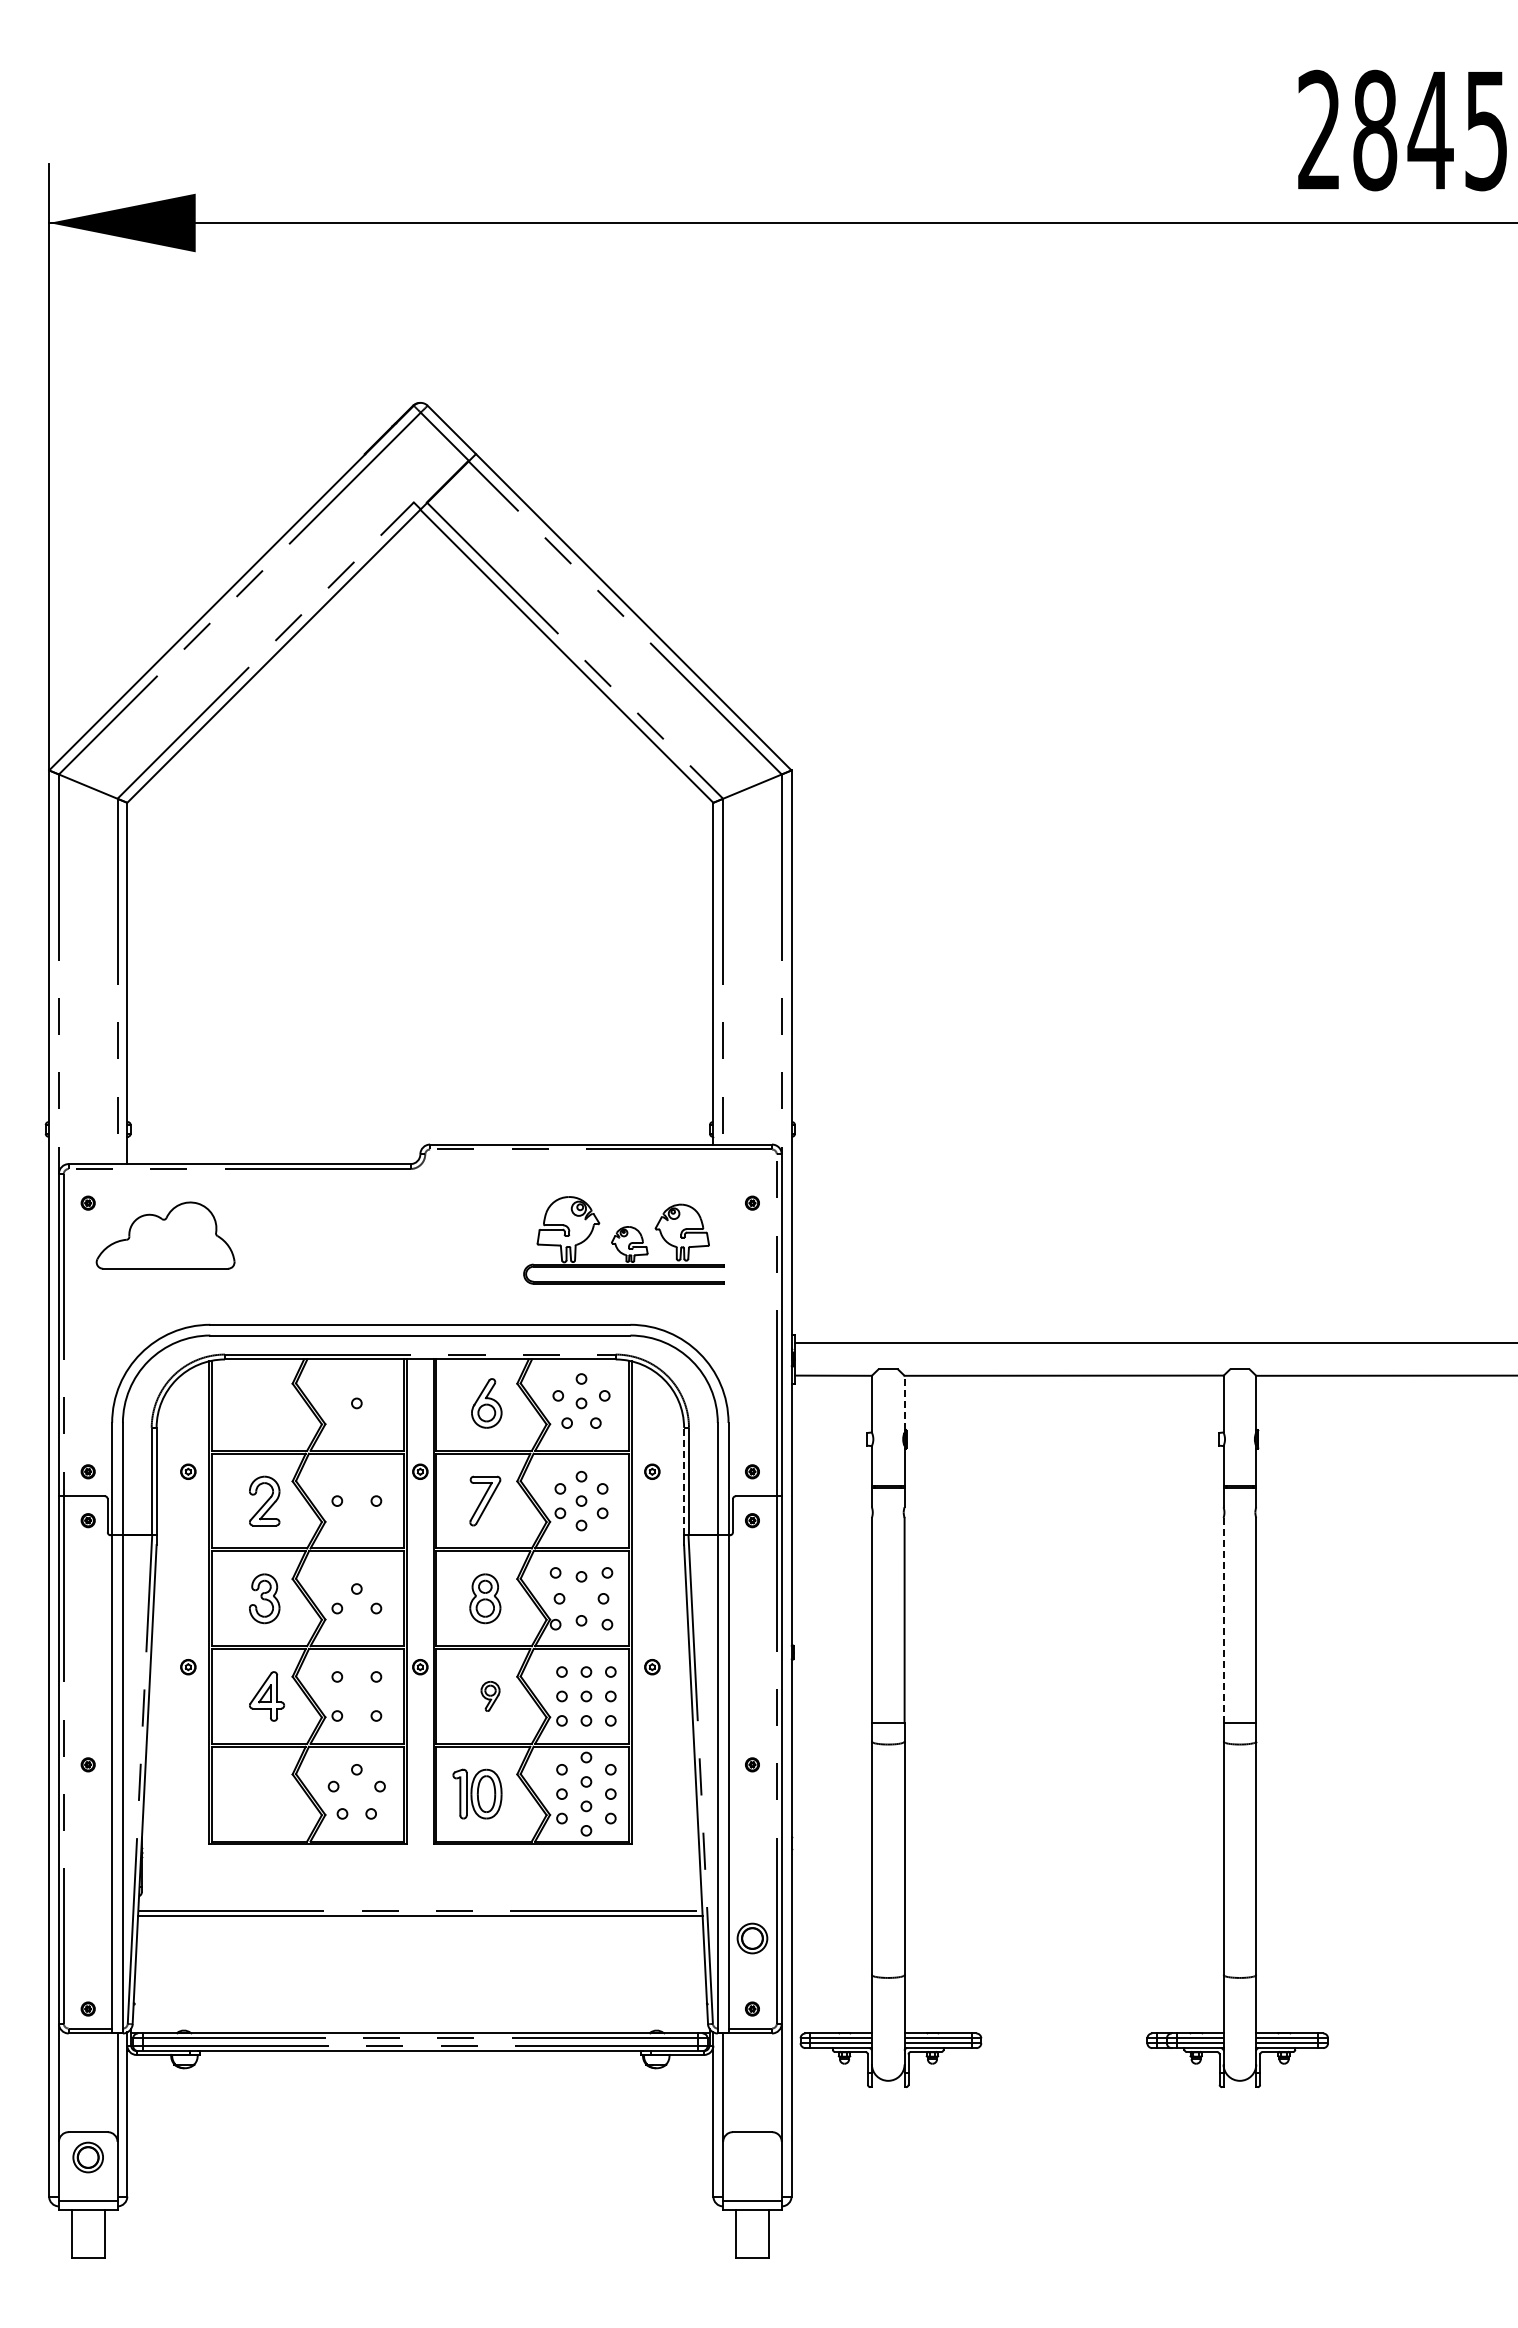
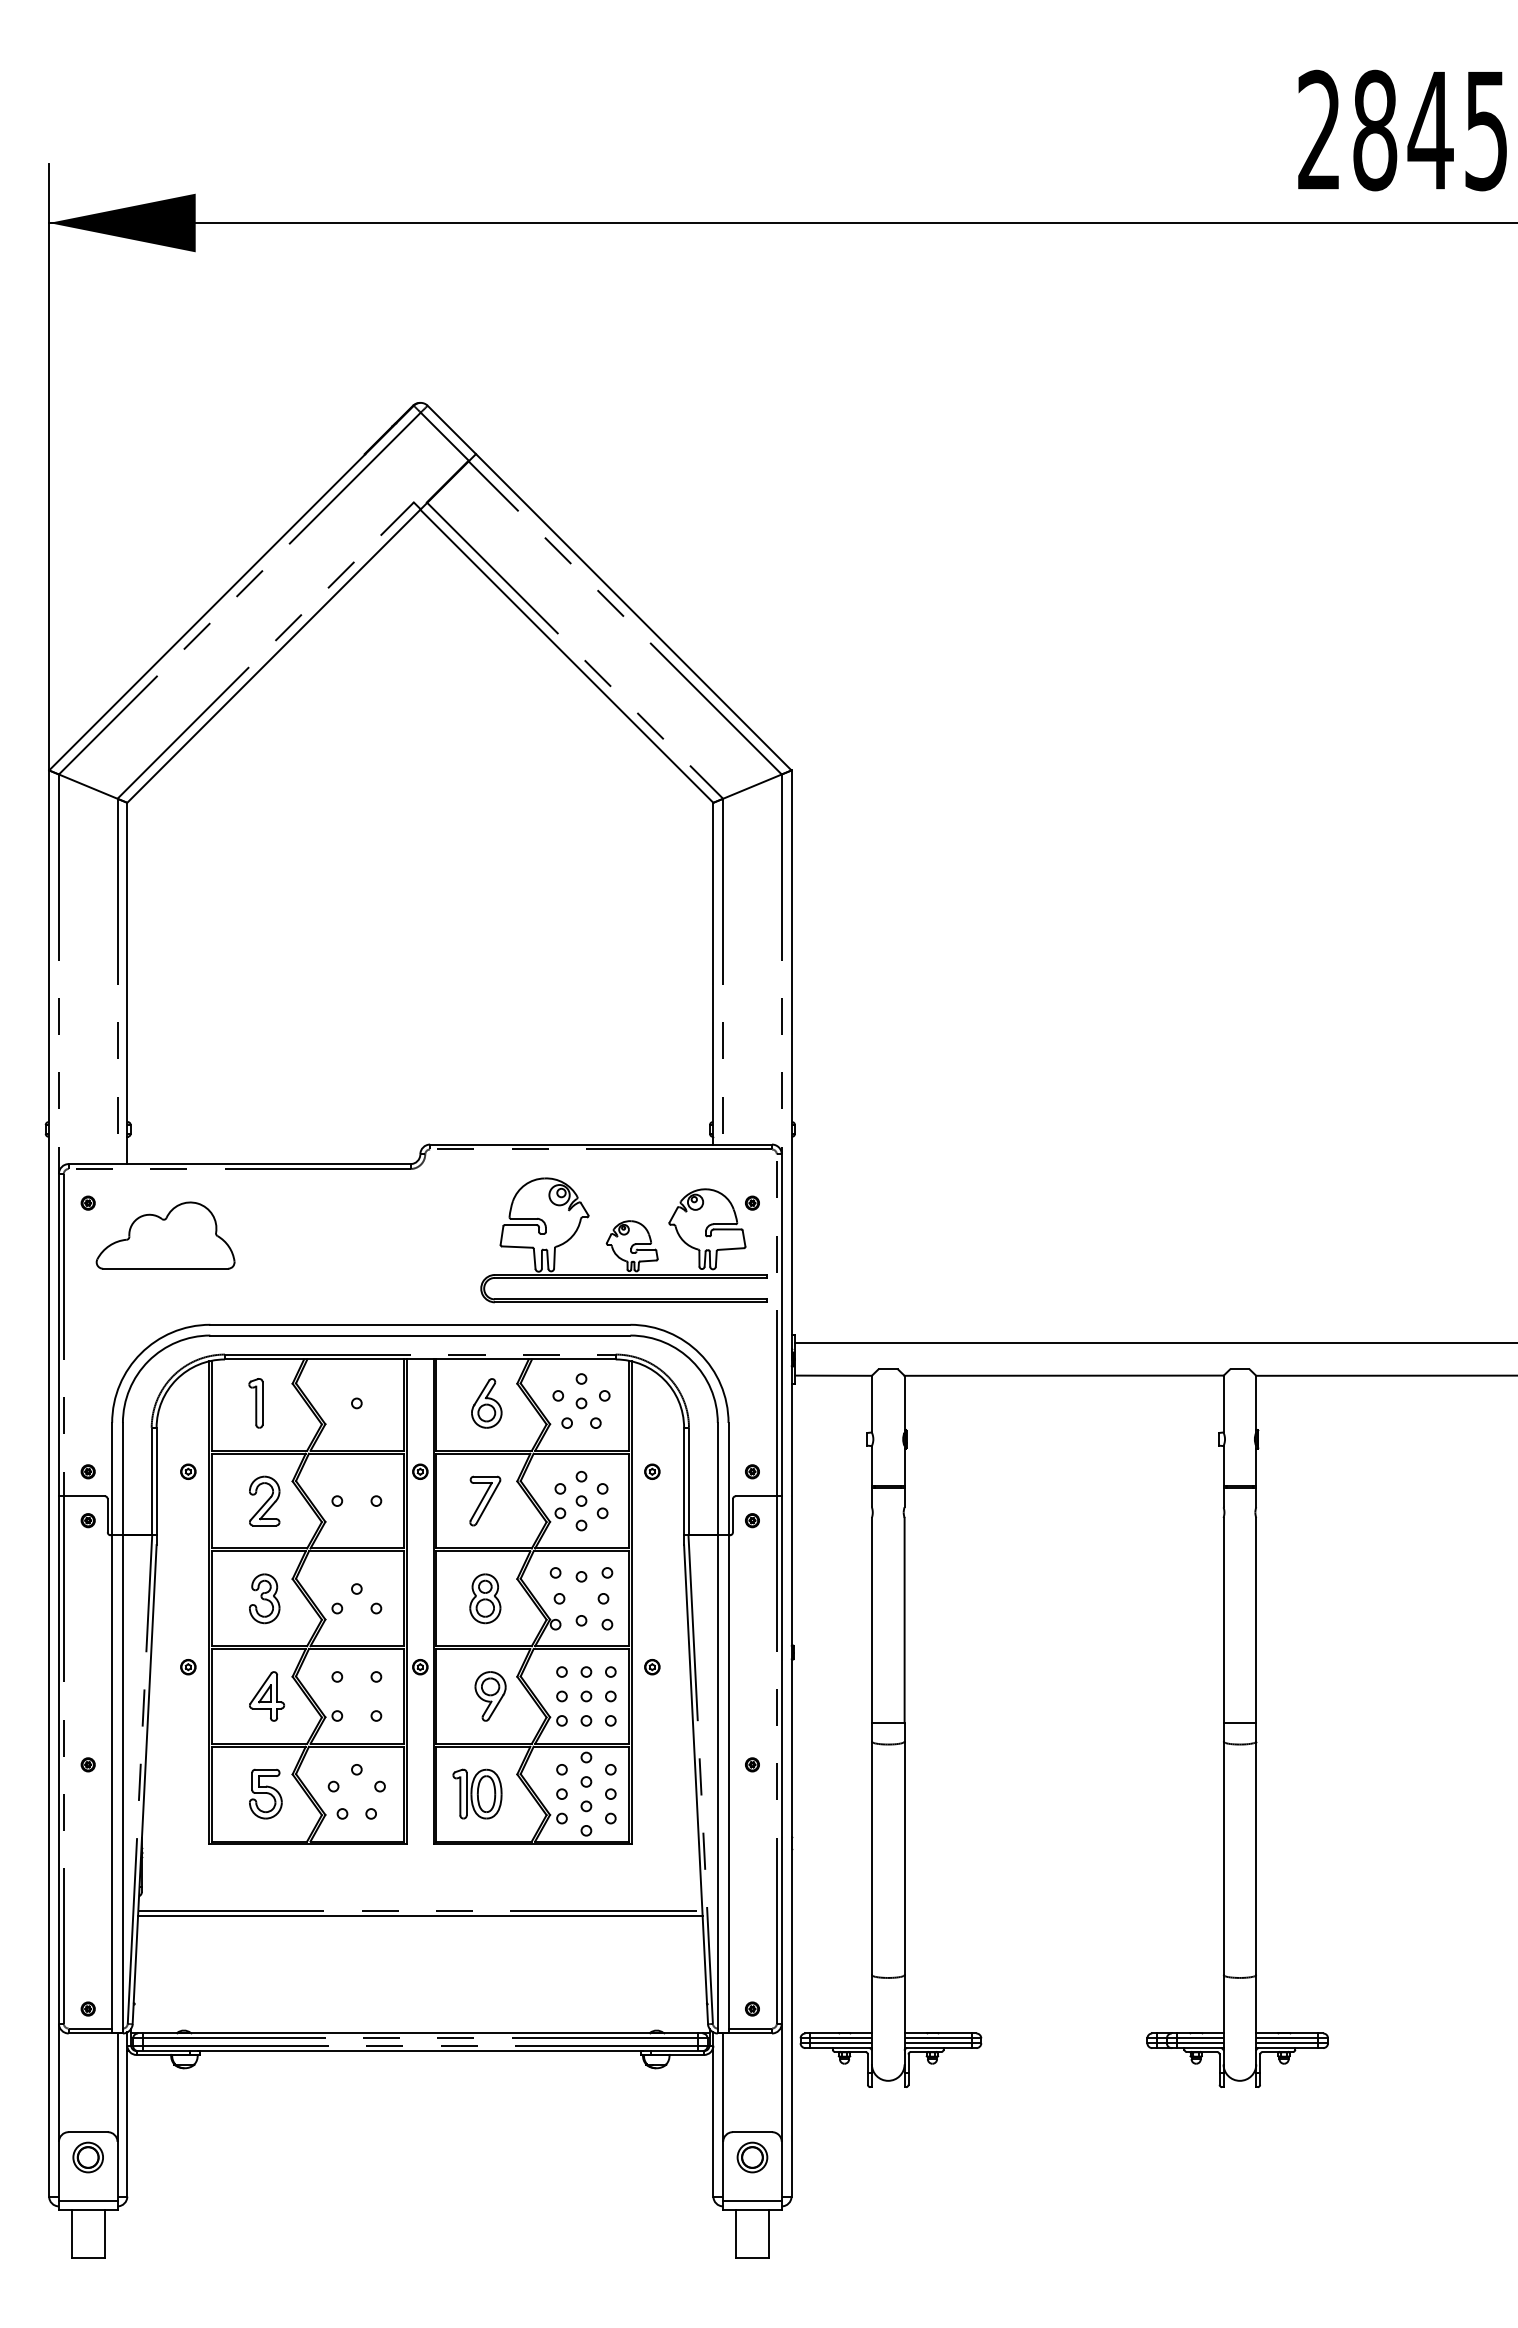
part size: 202x89 px -> 288x127 px (623, 1240)
line: dashed -> solid (904, 1402)
part: none -> present (255, 1403)
line: dashed -> solid (684, 1481)
line: dashed -> solid (1223, 1620)
part size: 21x31 px -> 33x51 px (490, 1696)
part: none -> present (265, 1793)
part position: (752, 1938) -> (752, 2157) (752, 2157)
